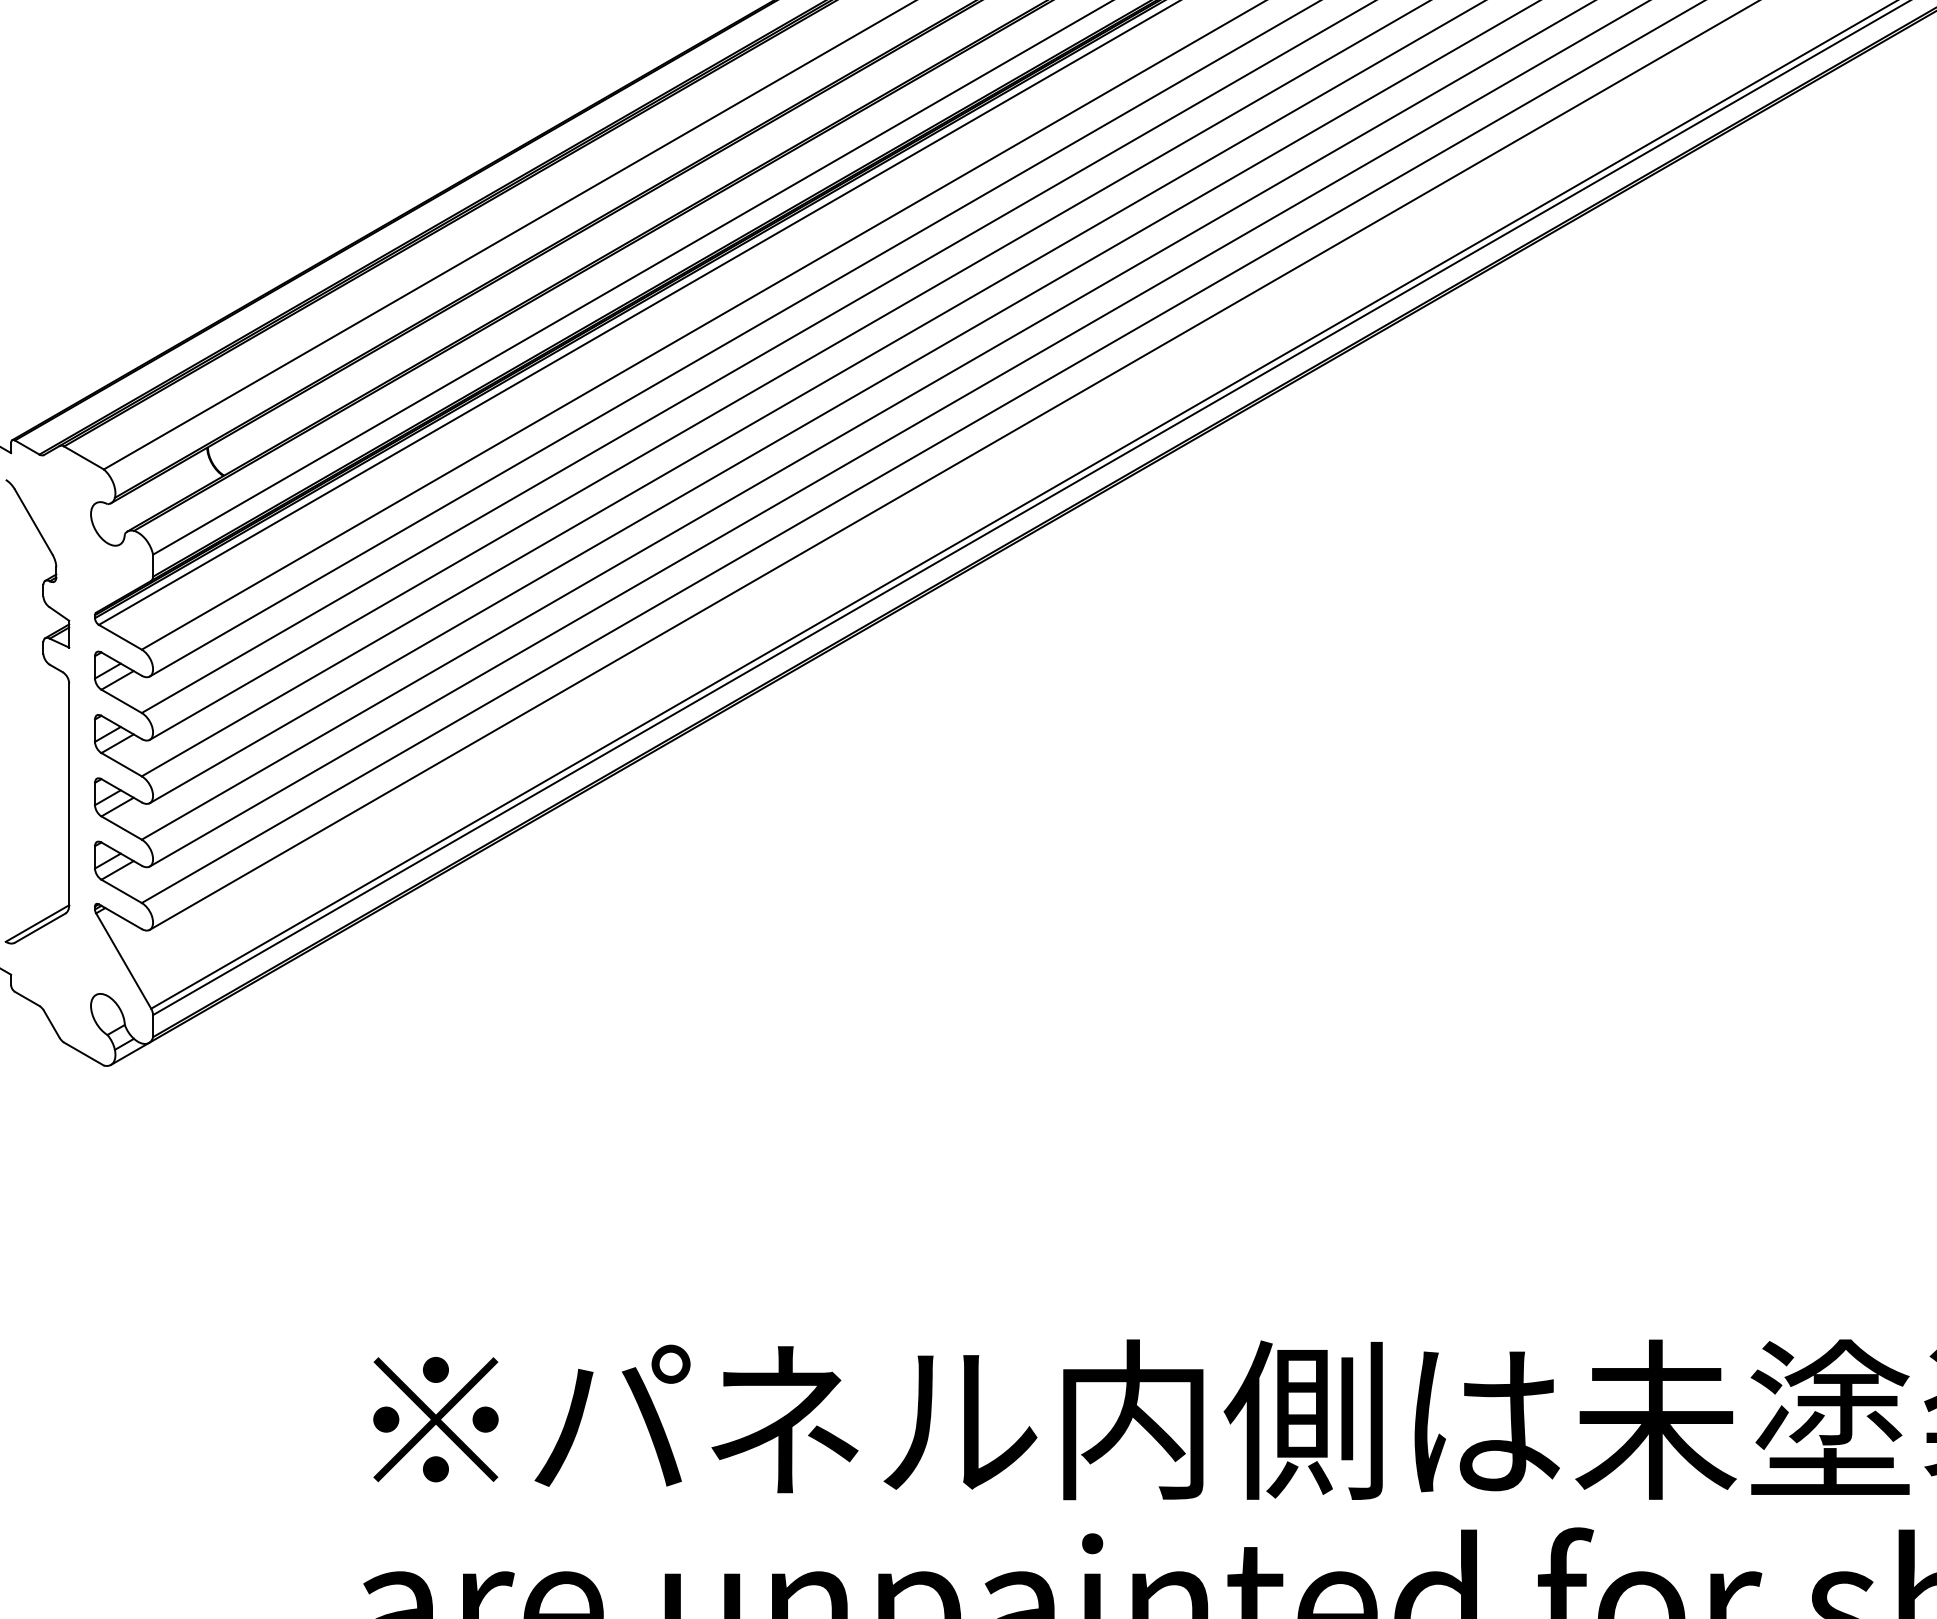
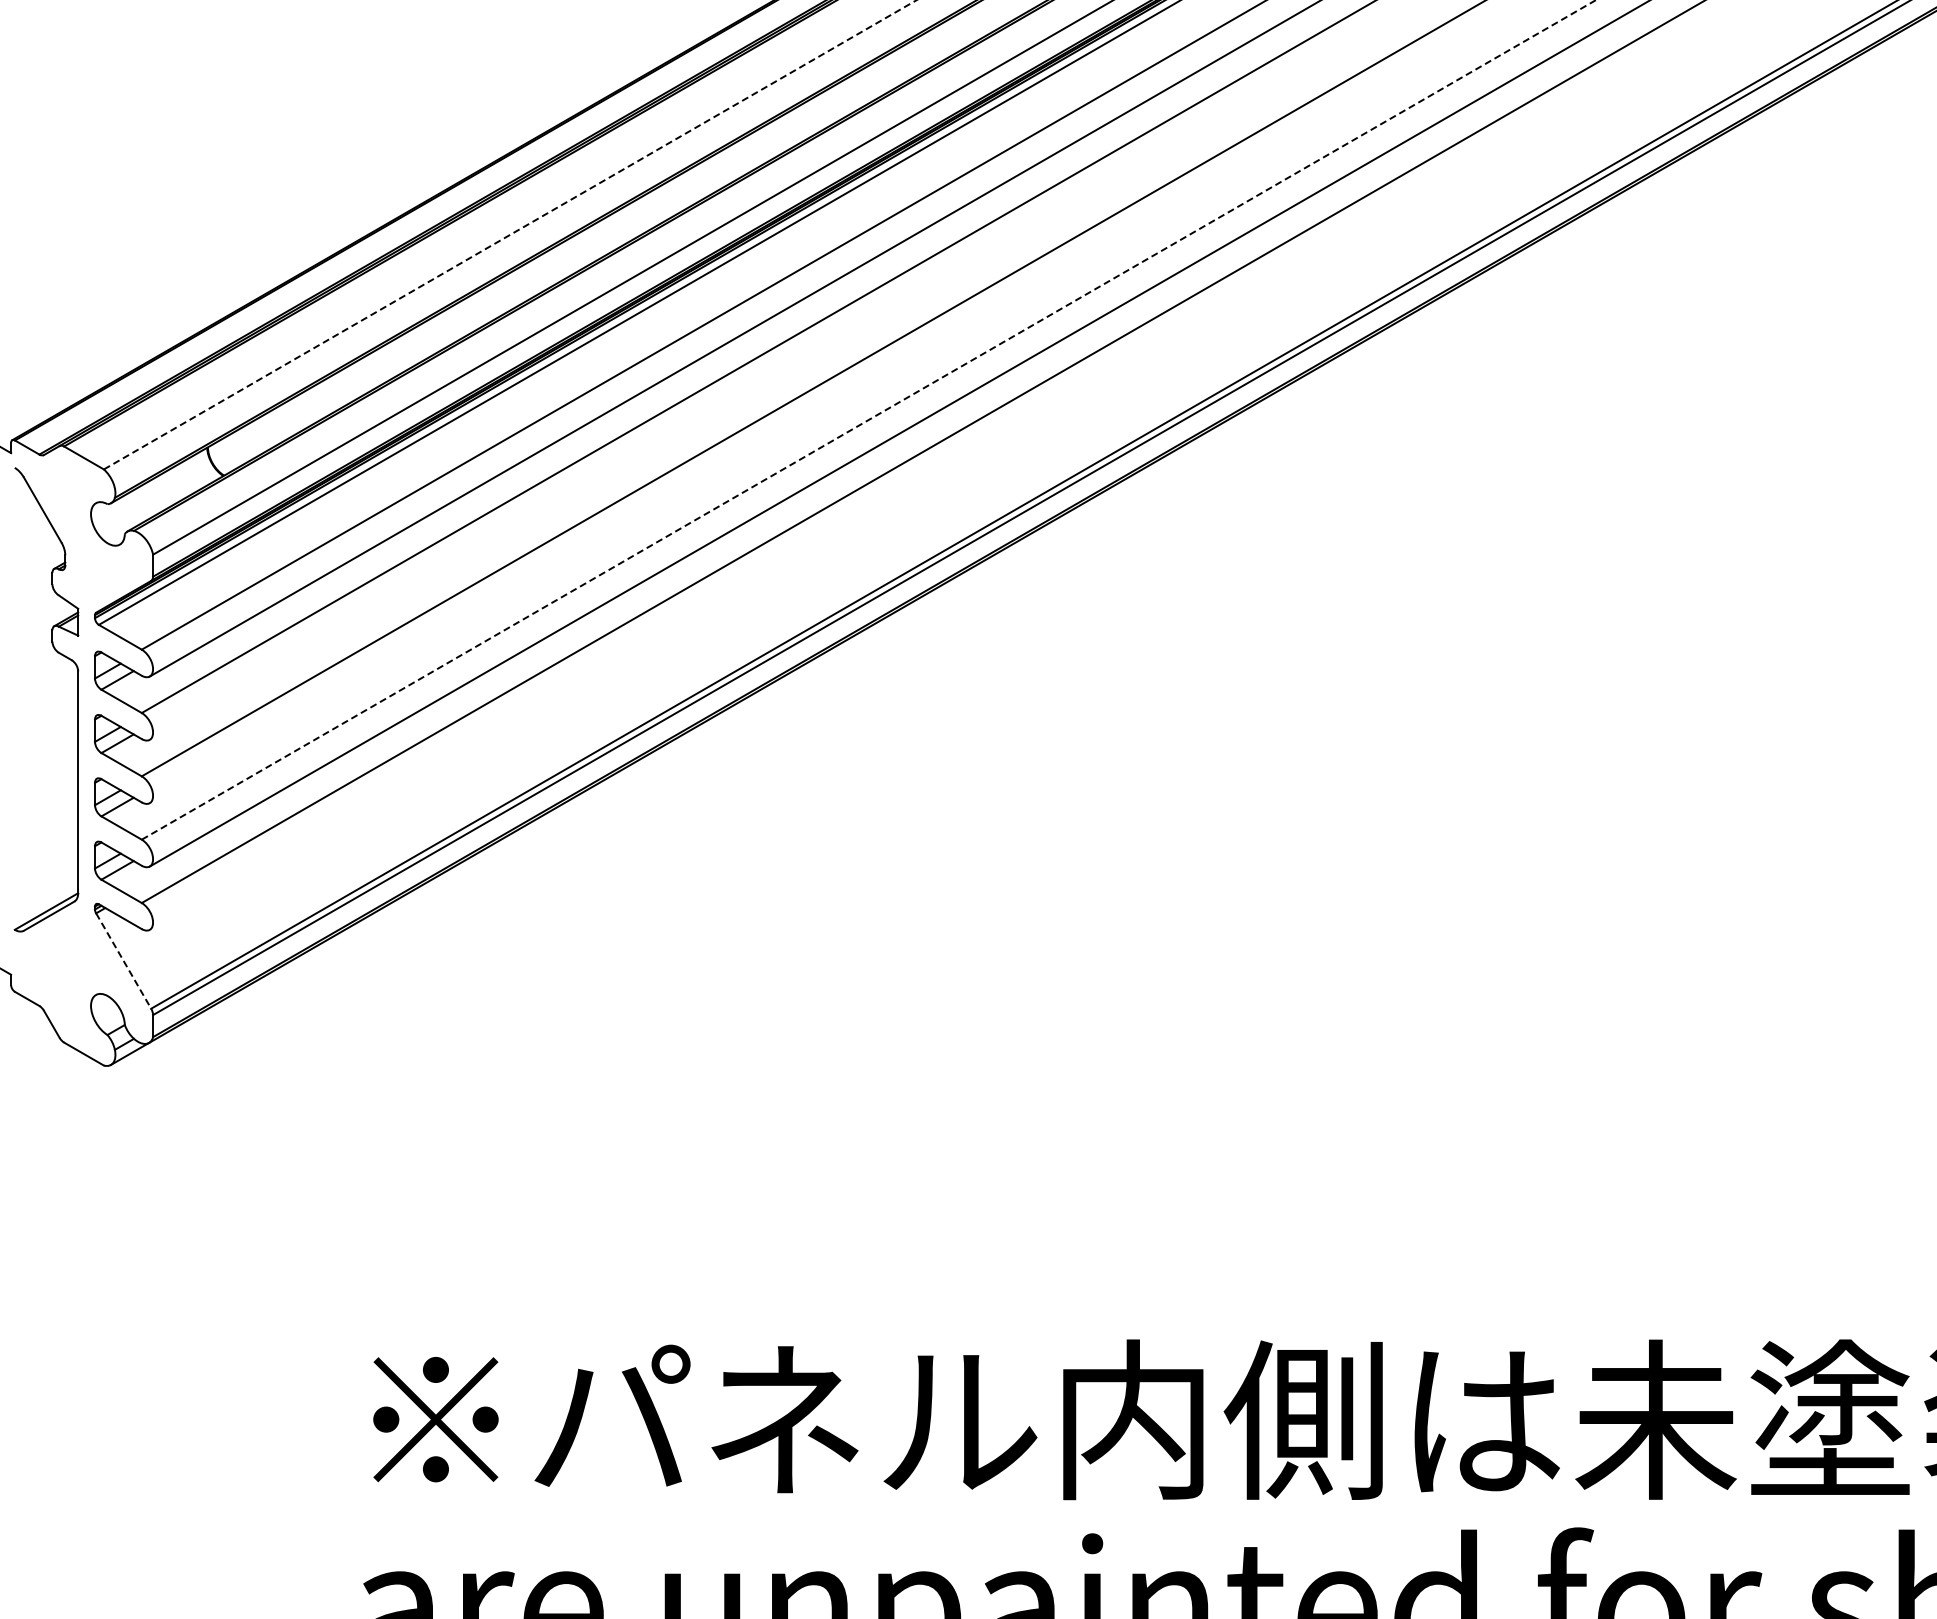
line: solid -> dashed (510, 234)
line: present -> none (788, 370)
line: present -> none (843, 402)
line: solid -> dashed (869, 419)
line: present -> none (952, 465)
part position: (68, 711) -> (77, 699) (77, 699)
line: solid -> dashed (123, 961)
